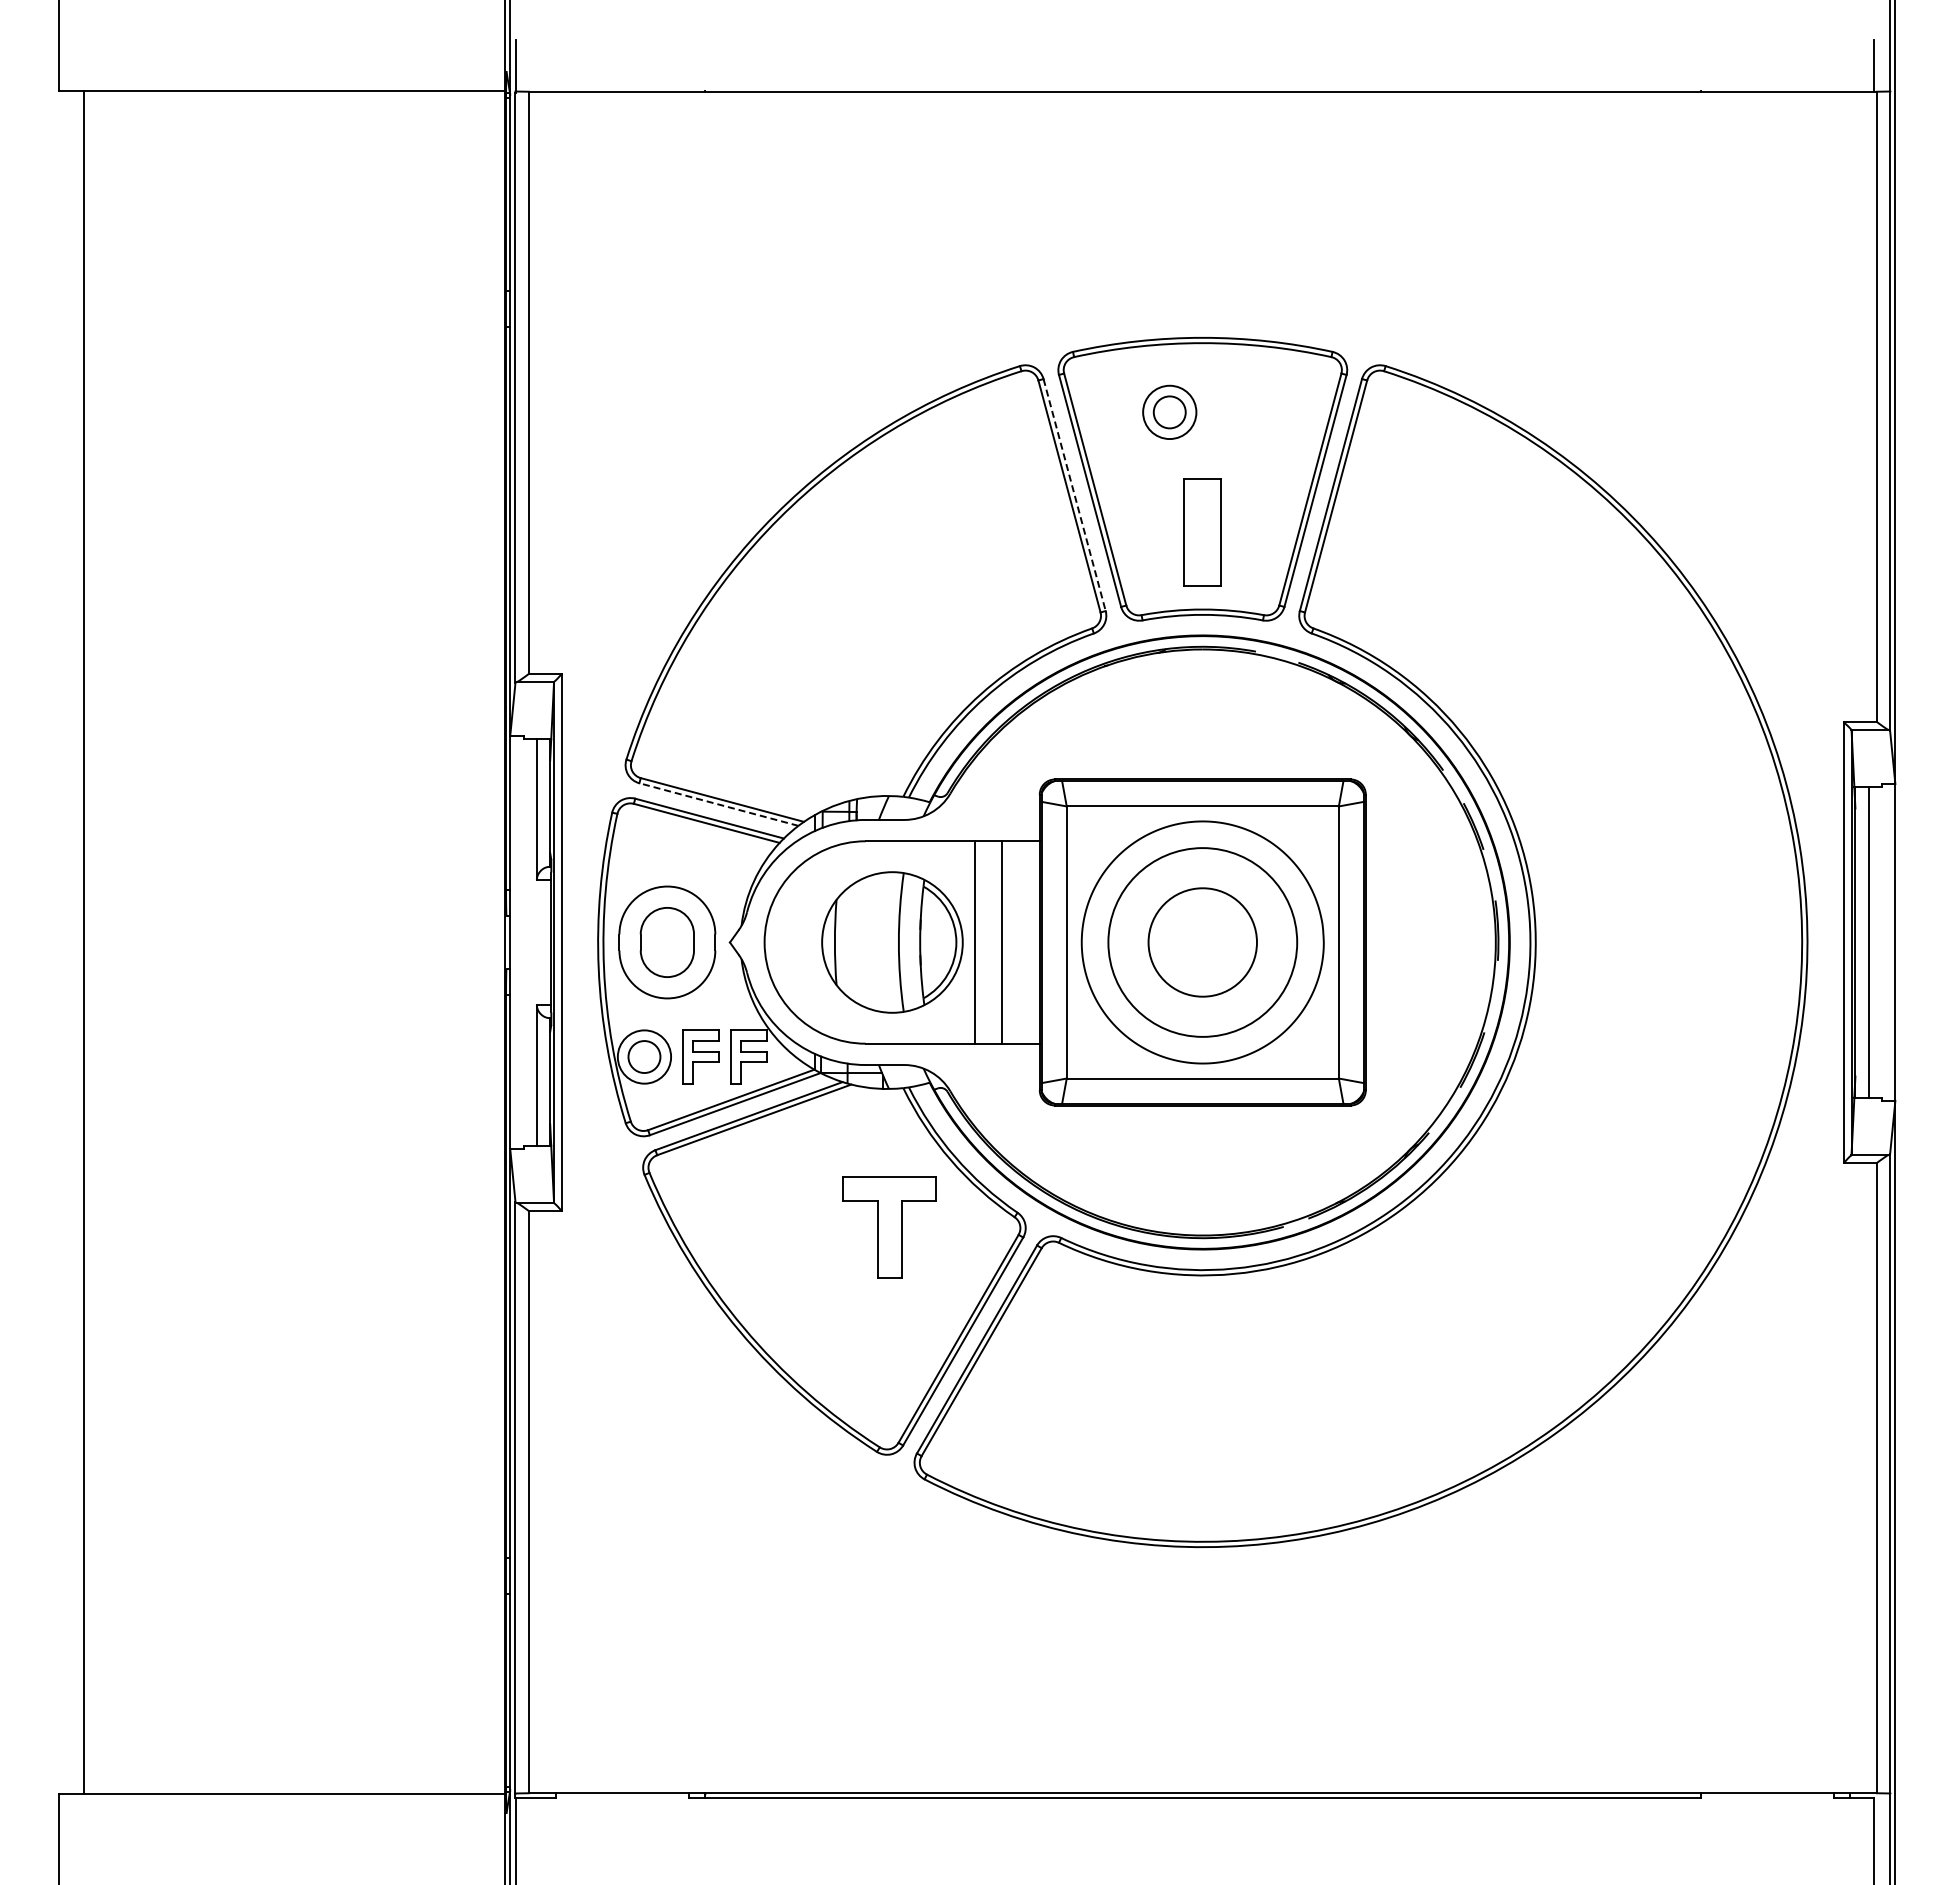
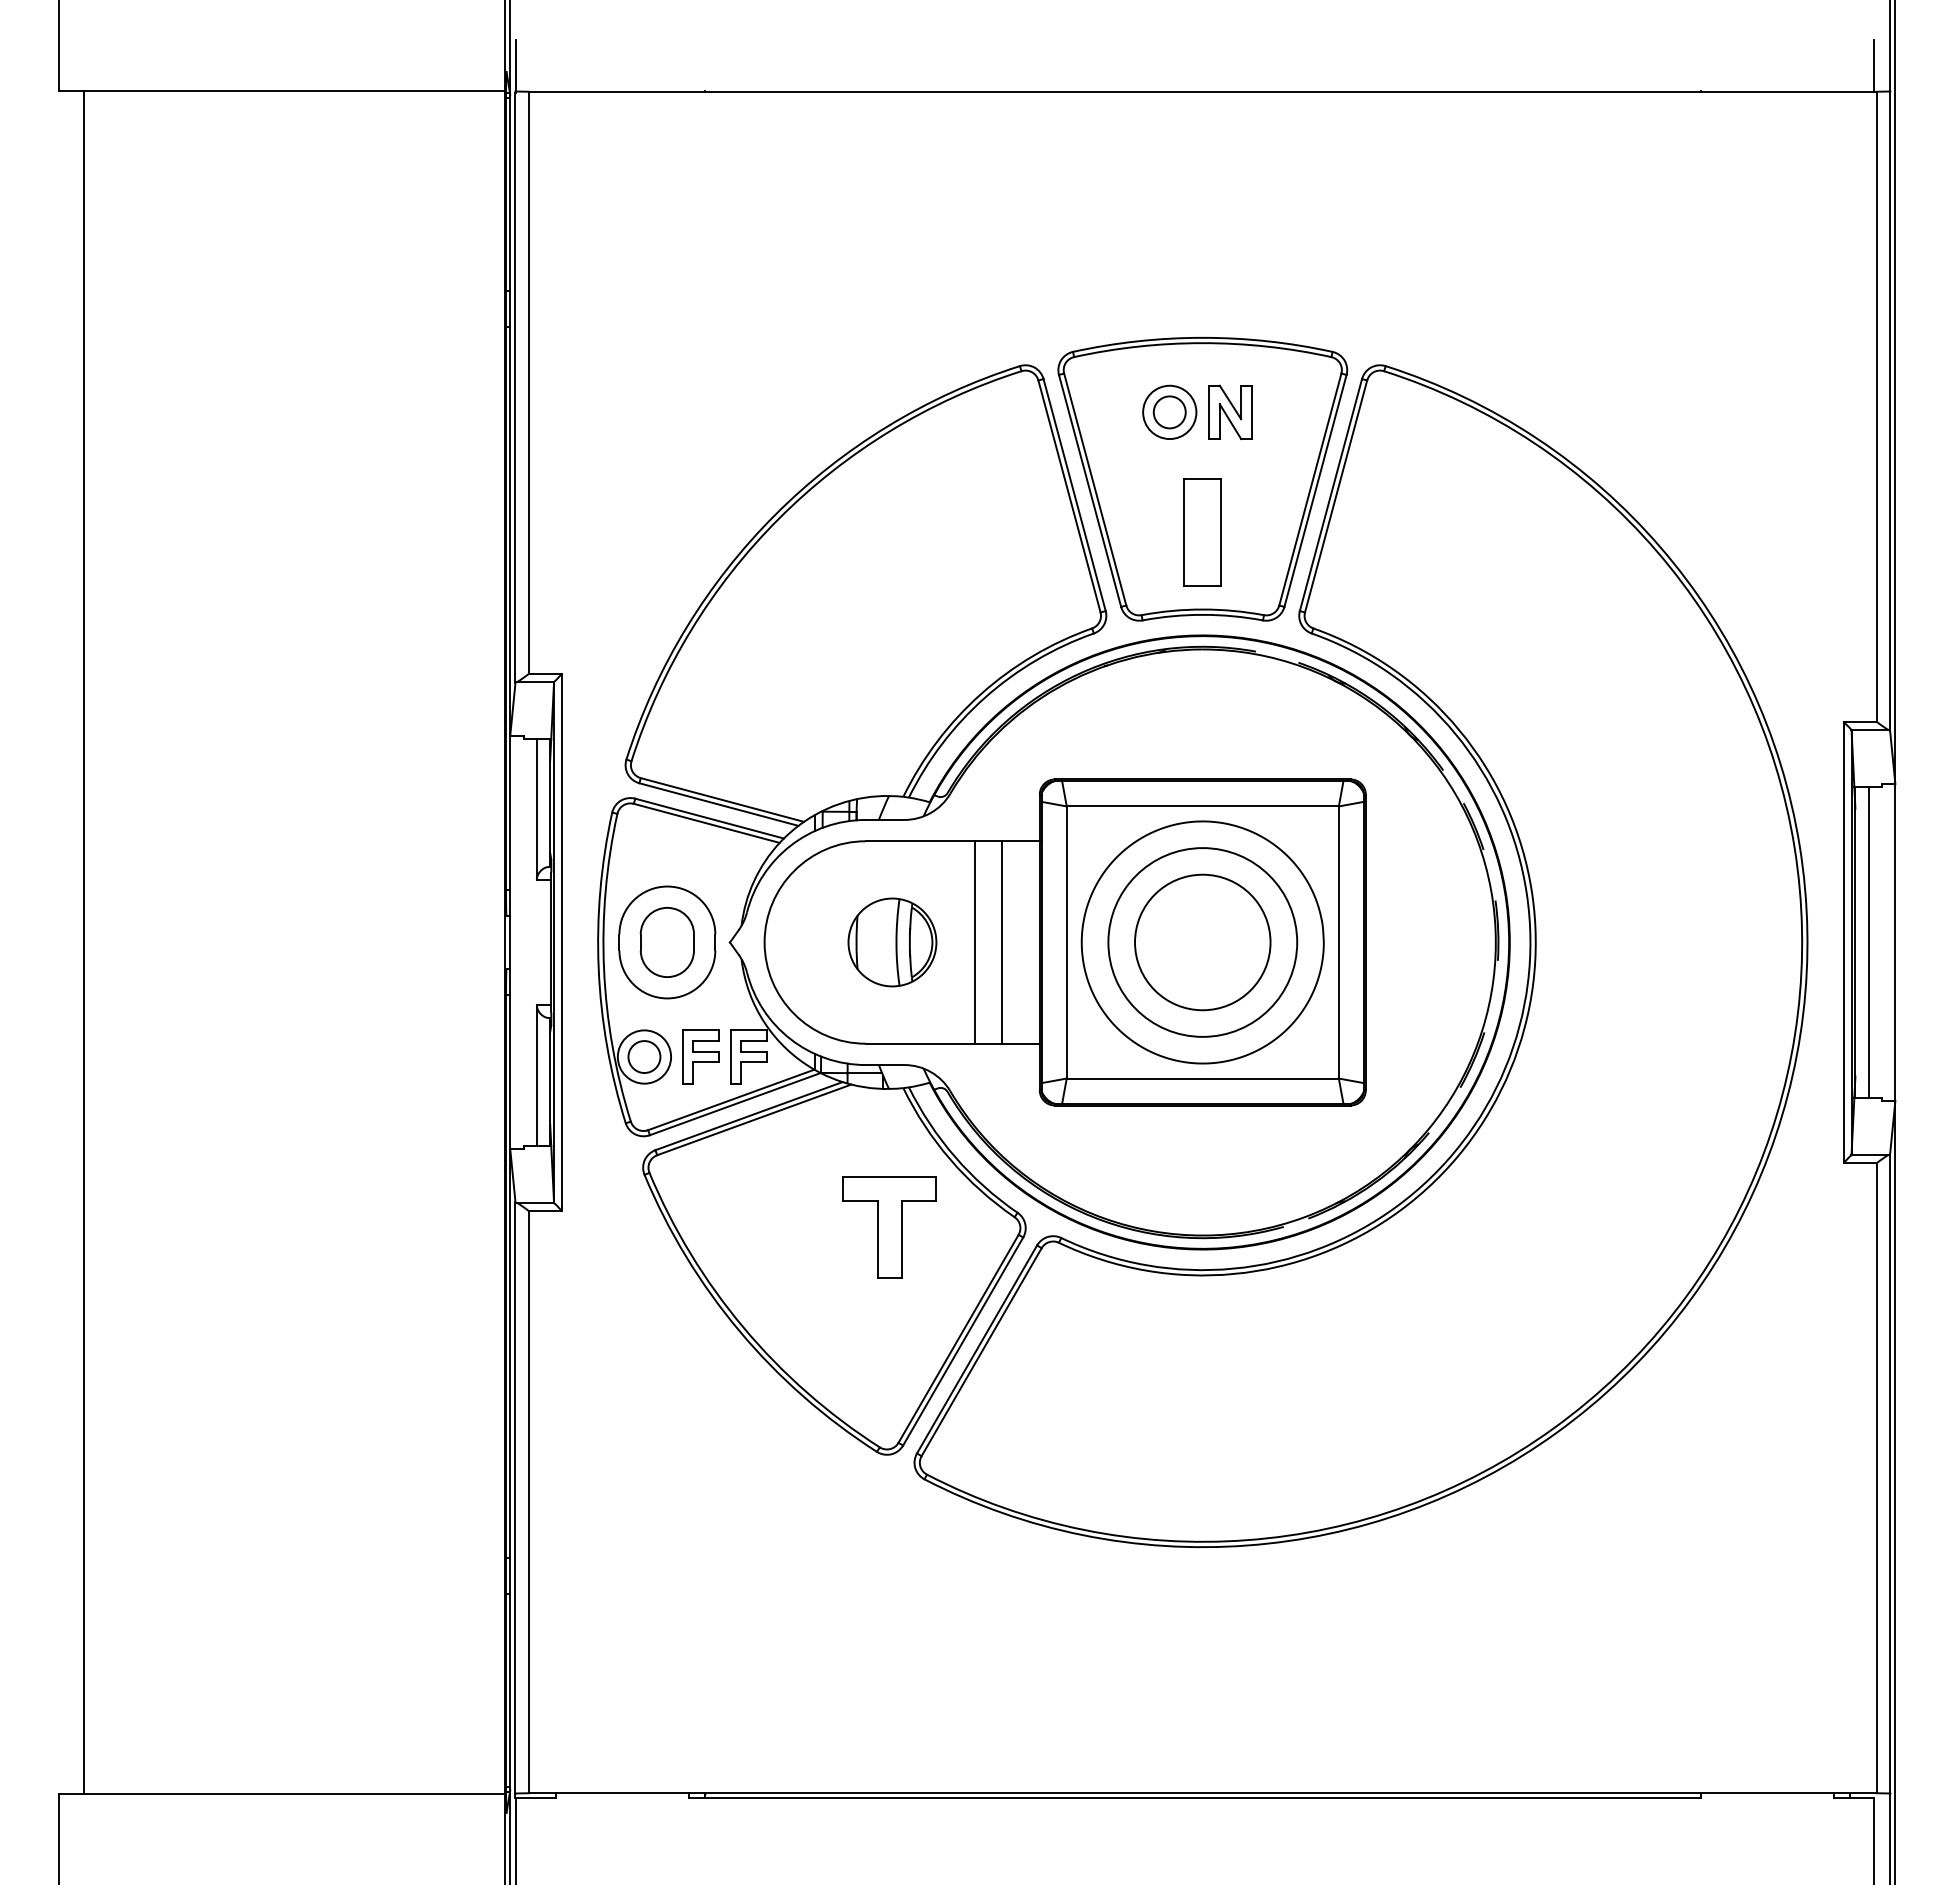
part: none -> present (1230, 411)
line: dashed -> solid (1074, 495)
line: dashed -> solid (718, 804)
part size: 143x143 px -> 91x91 px (892, 942)
circle diameter: 108 px -> 136 px (1202, 942)
